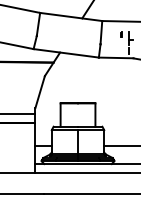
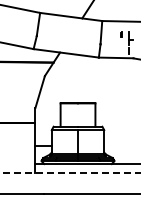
line: present -> none (18, 113)
line: present -> none (120, 146)
line: solid -> dashed (70, 172)
